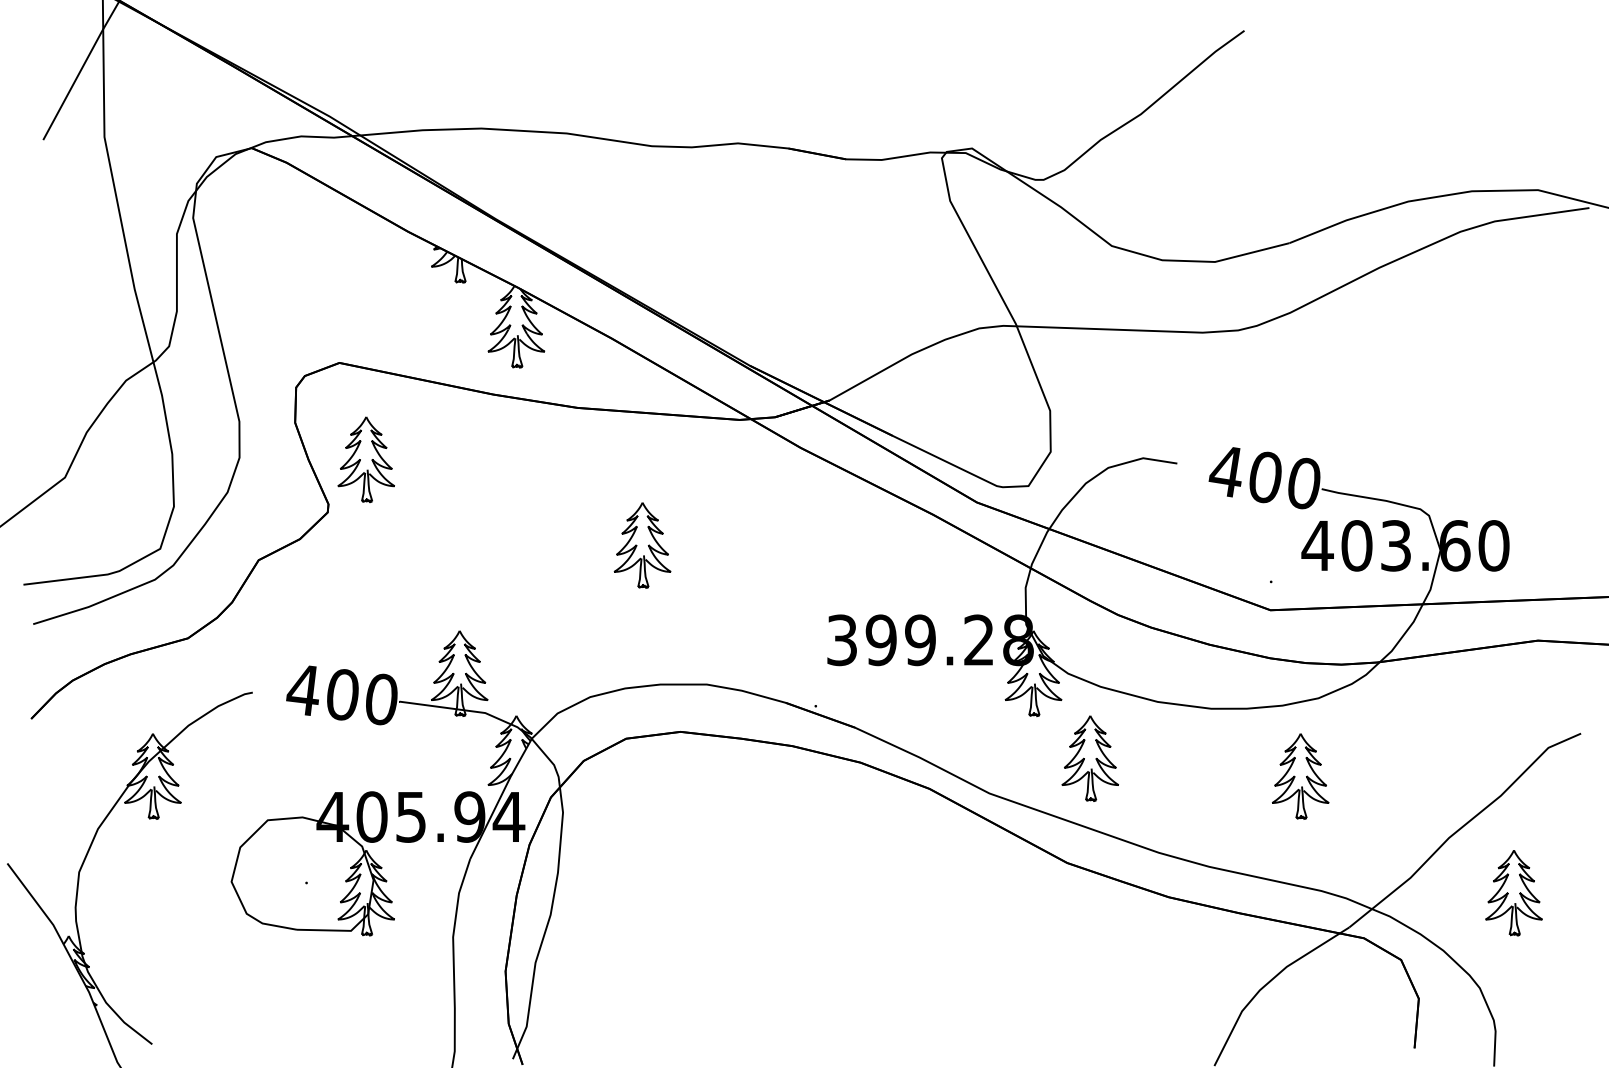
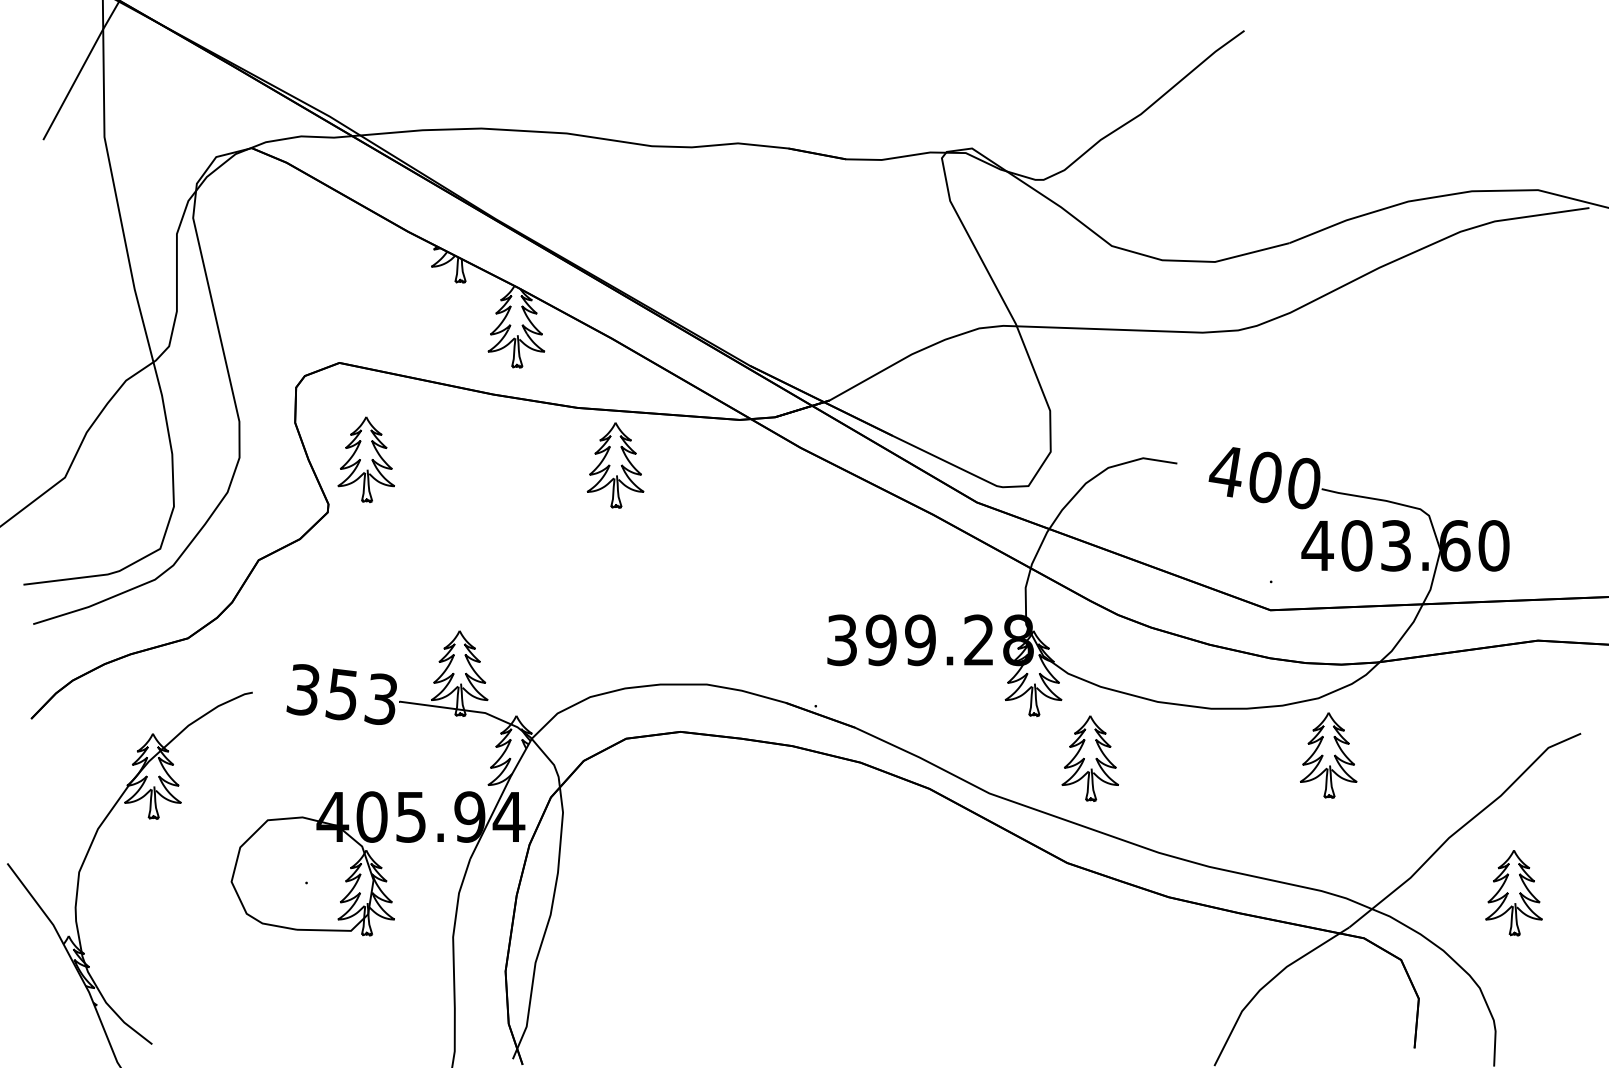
part position: (642, 545) -> (615, 465) (615, 465)
text: 400 -> 353 (341, 694)
part position: (1300, 776) -> (1328, 755) (1328, 755)
